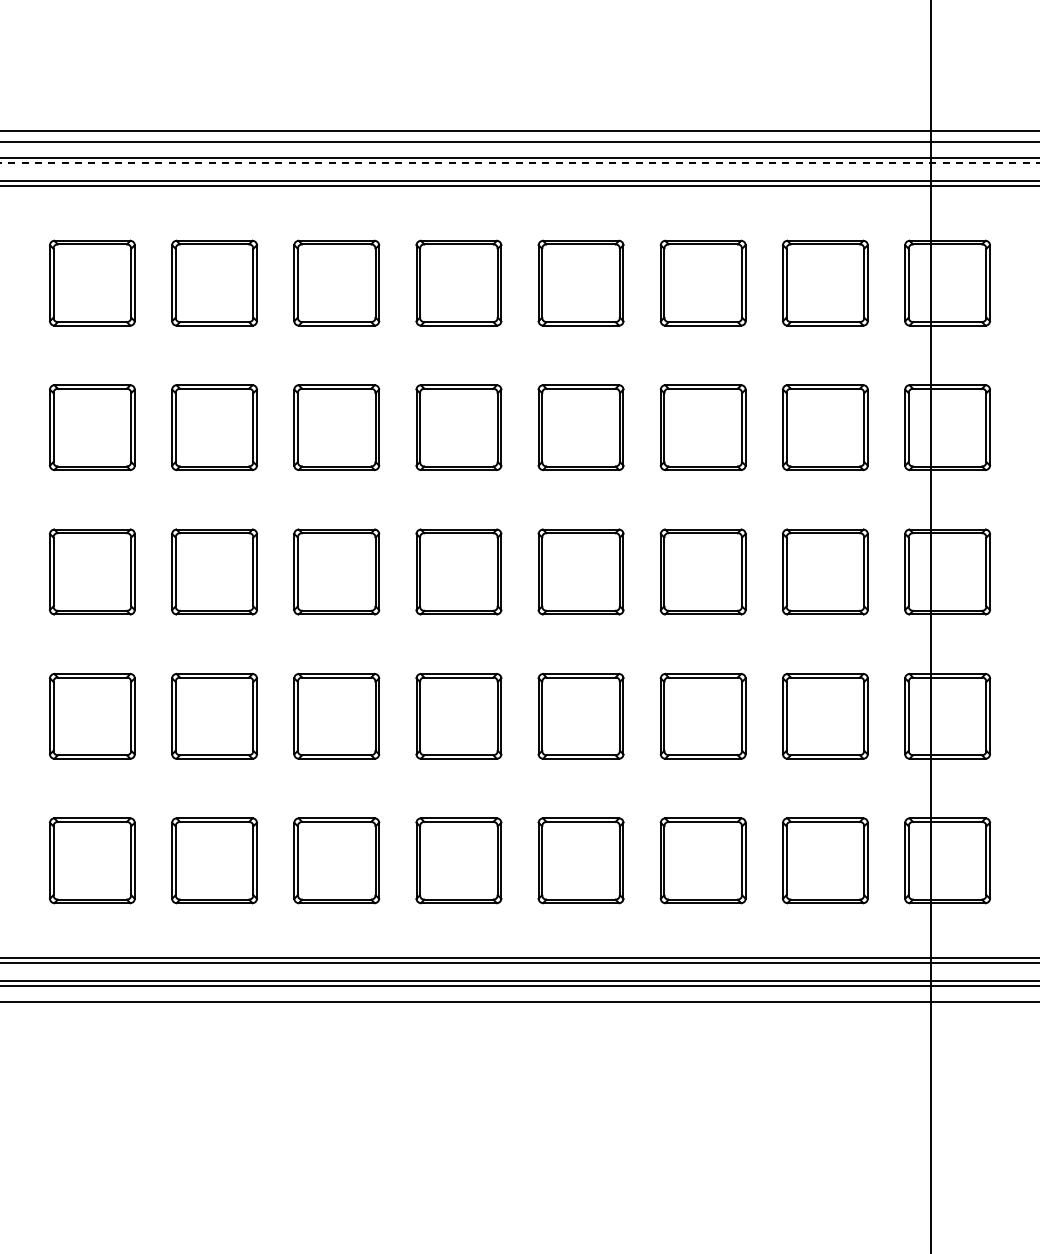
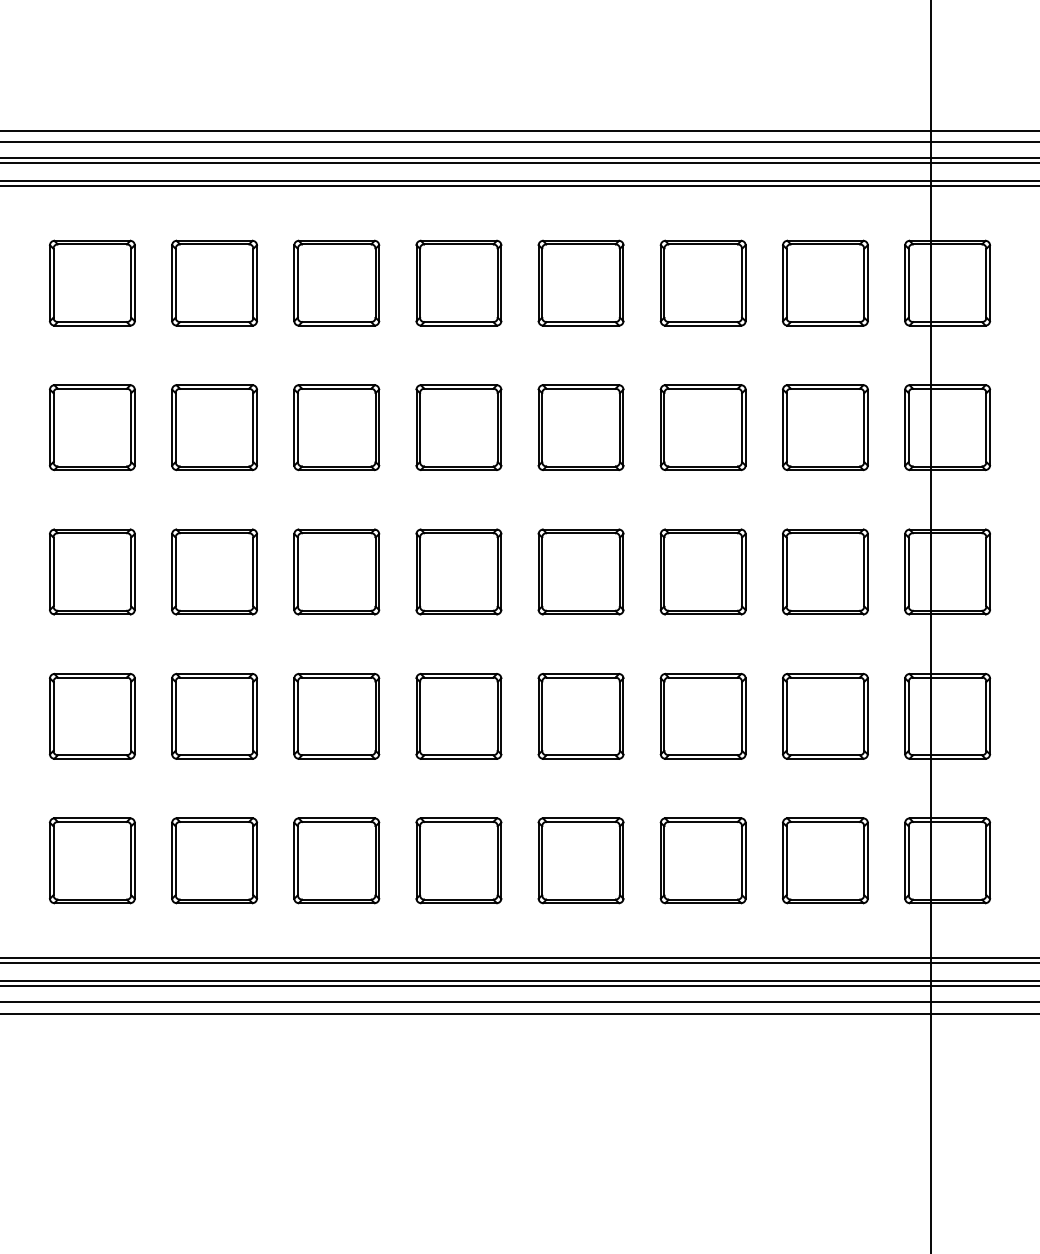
line: dashed -> solid (520, 163)
line: none -> present (519, 1013)
